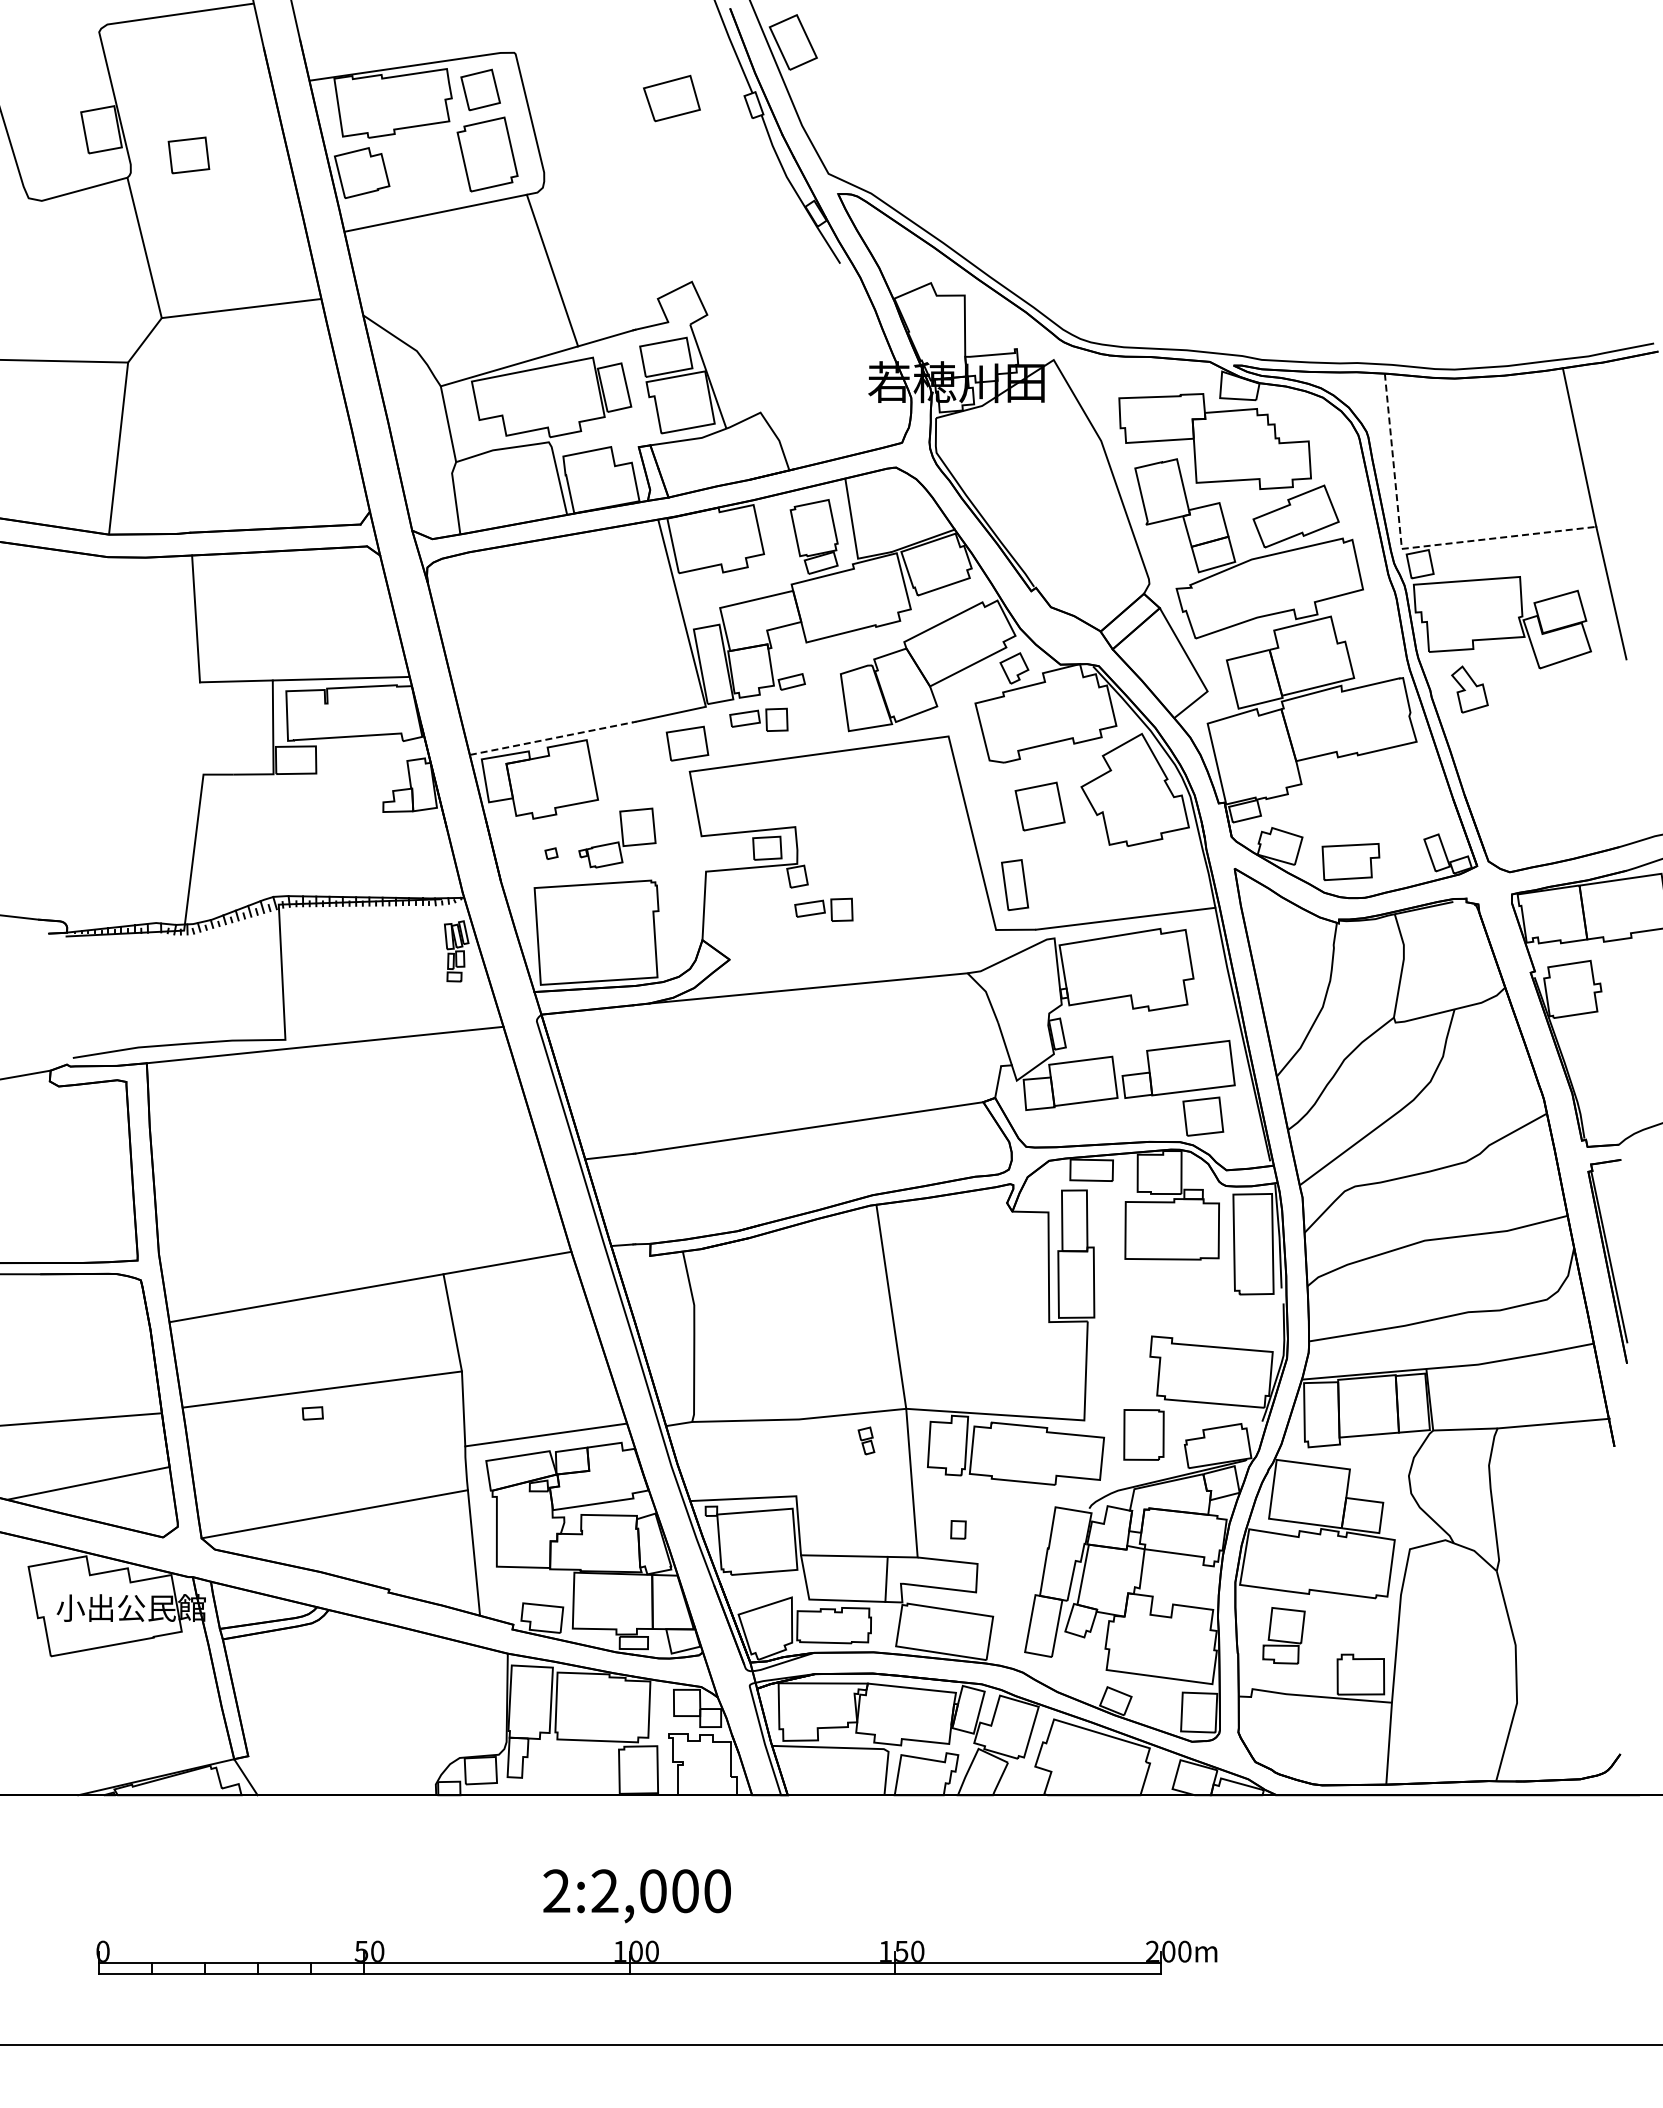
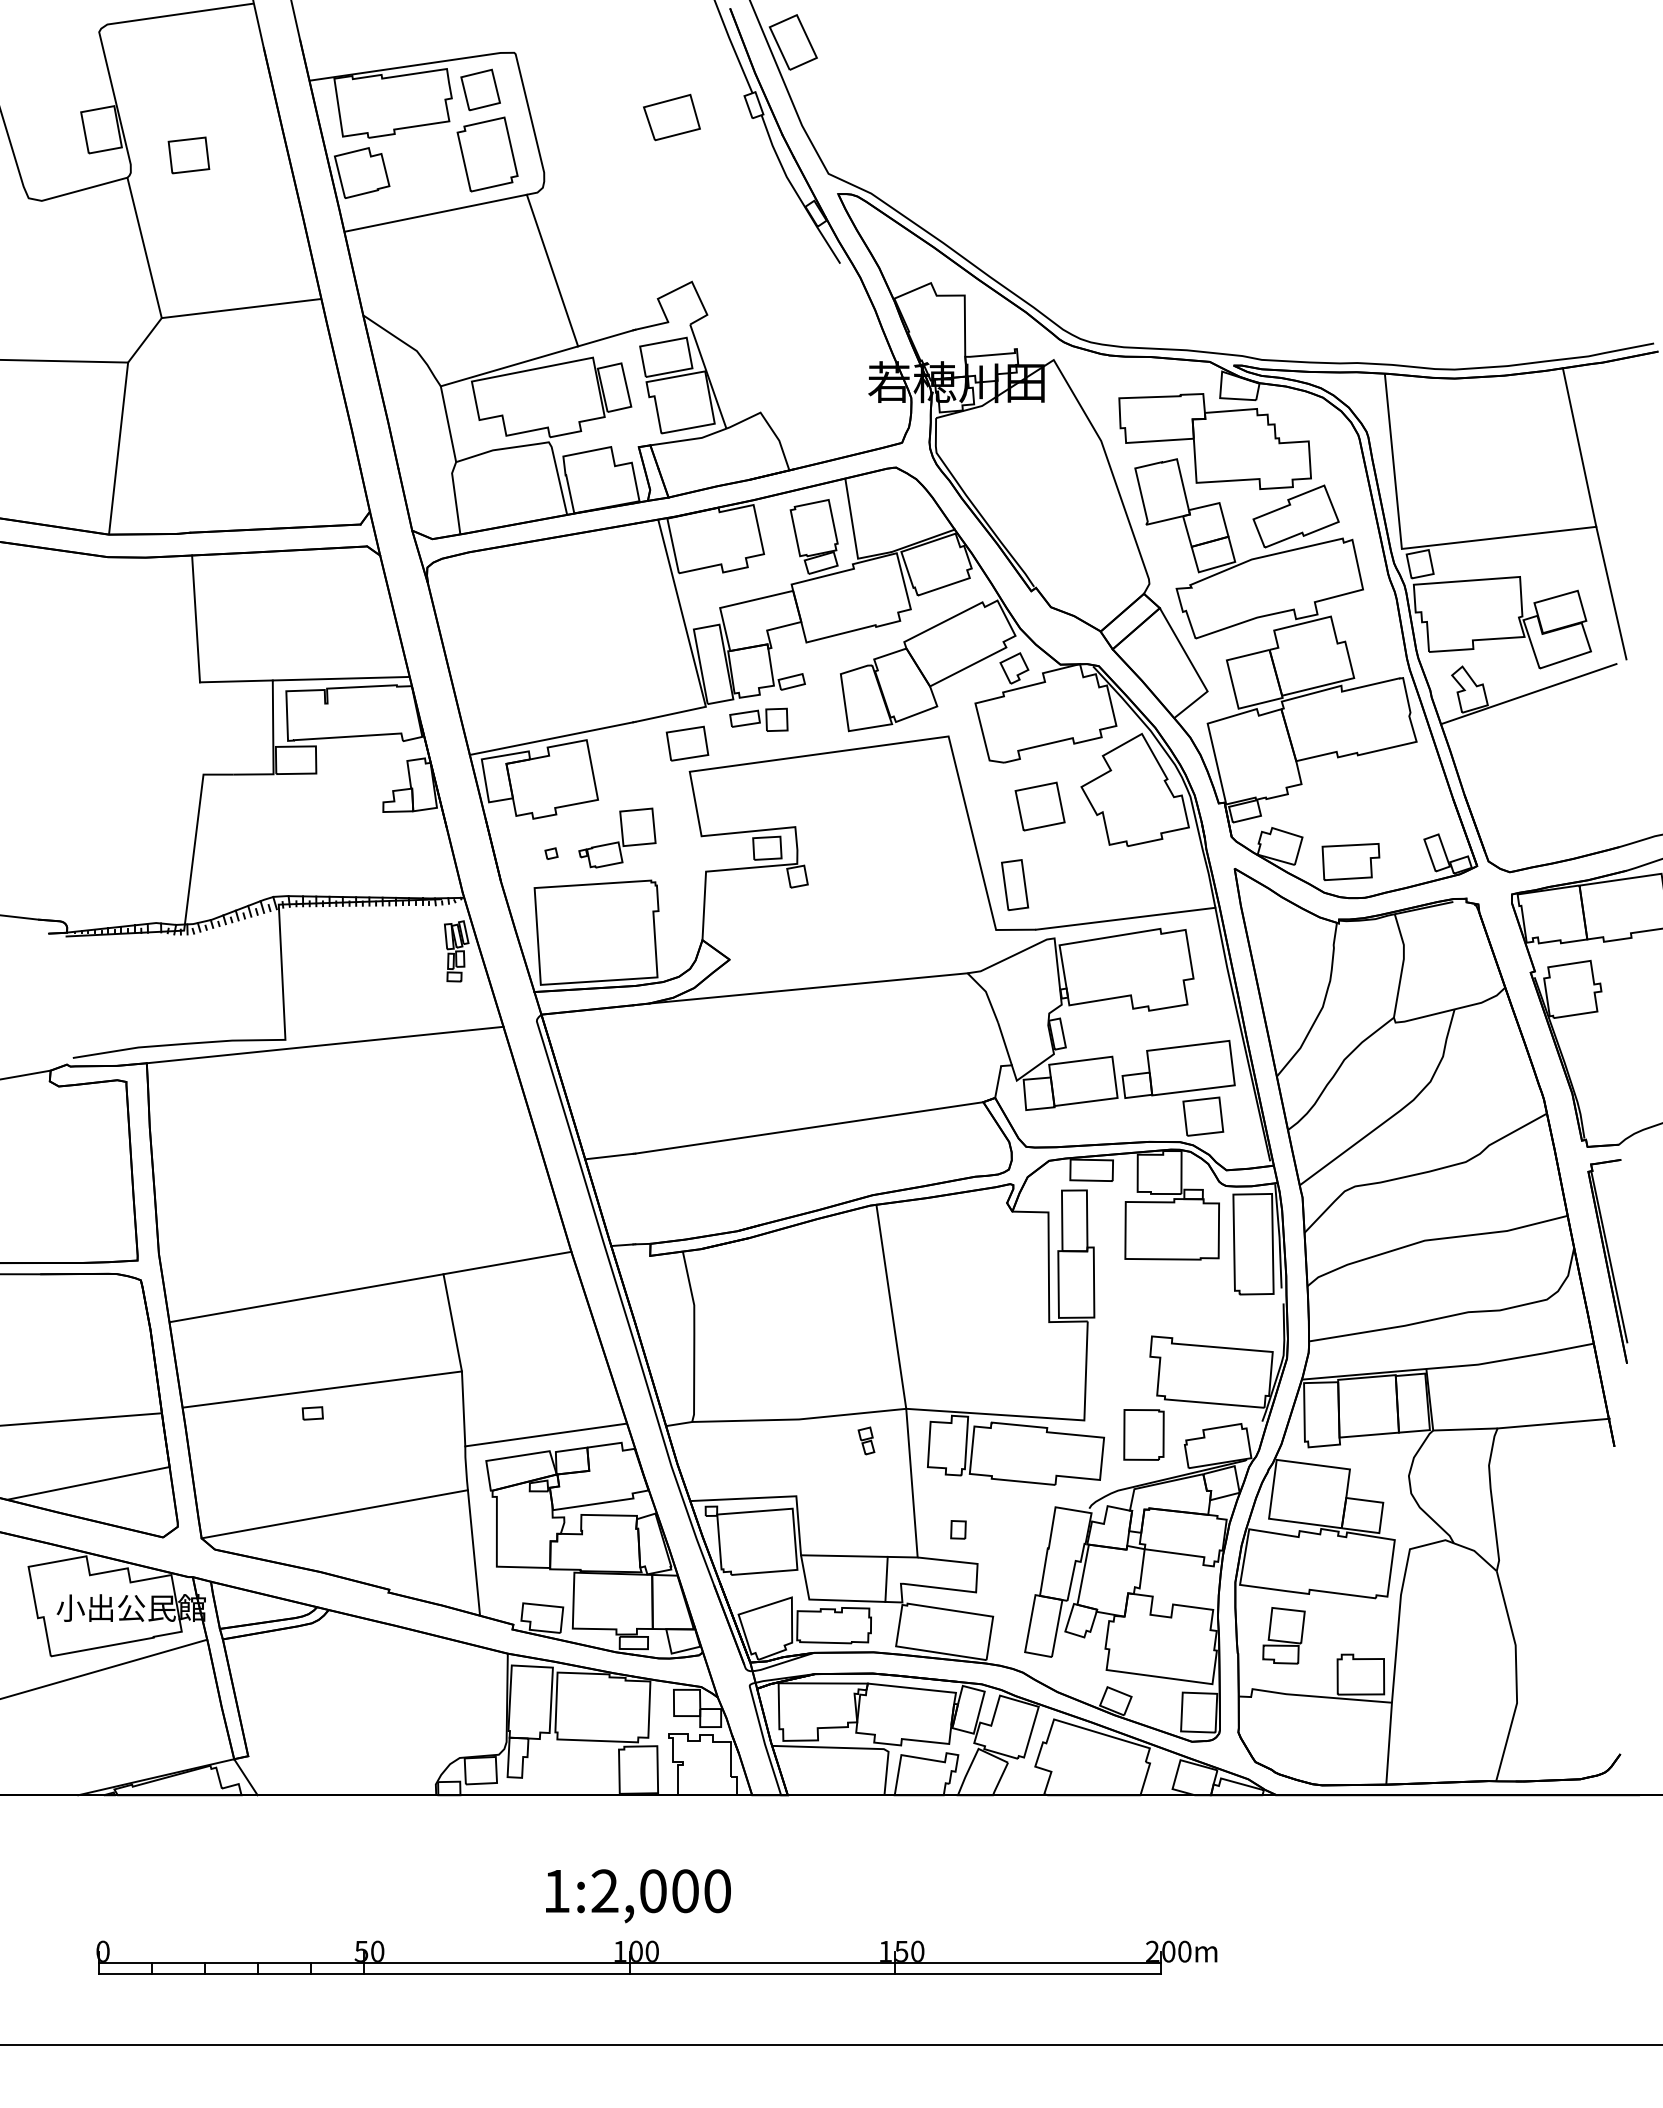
part position: (671, 98) -> (671, 117) (671, 117)
line: dashed -> solid (1410, 547)
line: none -> present (1528, 694)
line: dashed -> solid (552, 738)
part: present -> none (823, 909)
line: none -> present (104, 1668)
text: 2:2,000 -> 1:2,000 (556, 1890)
